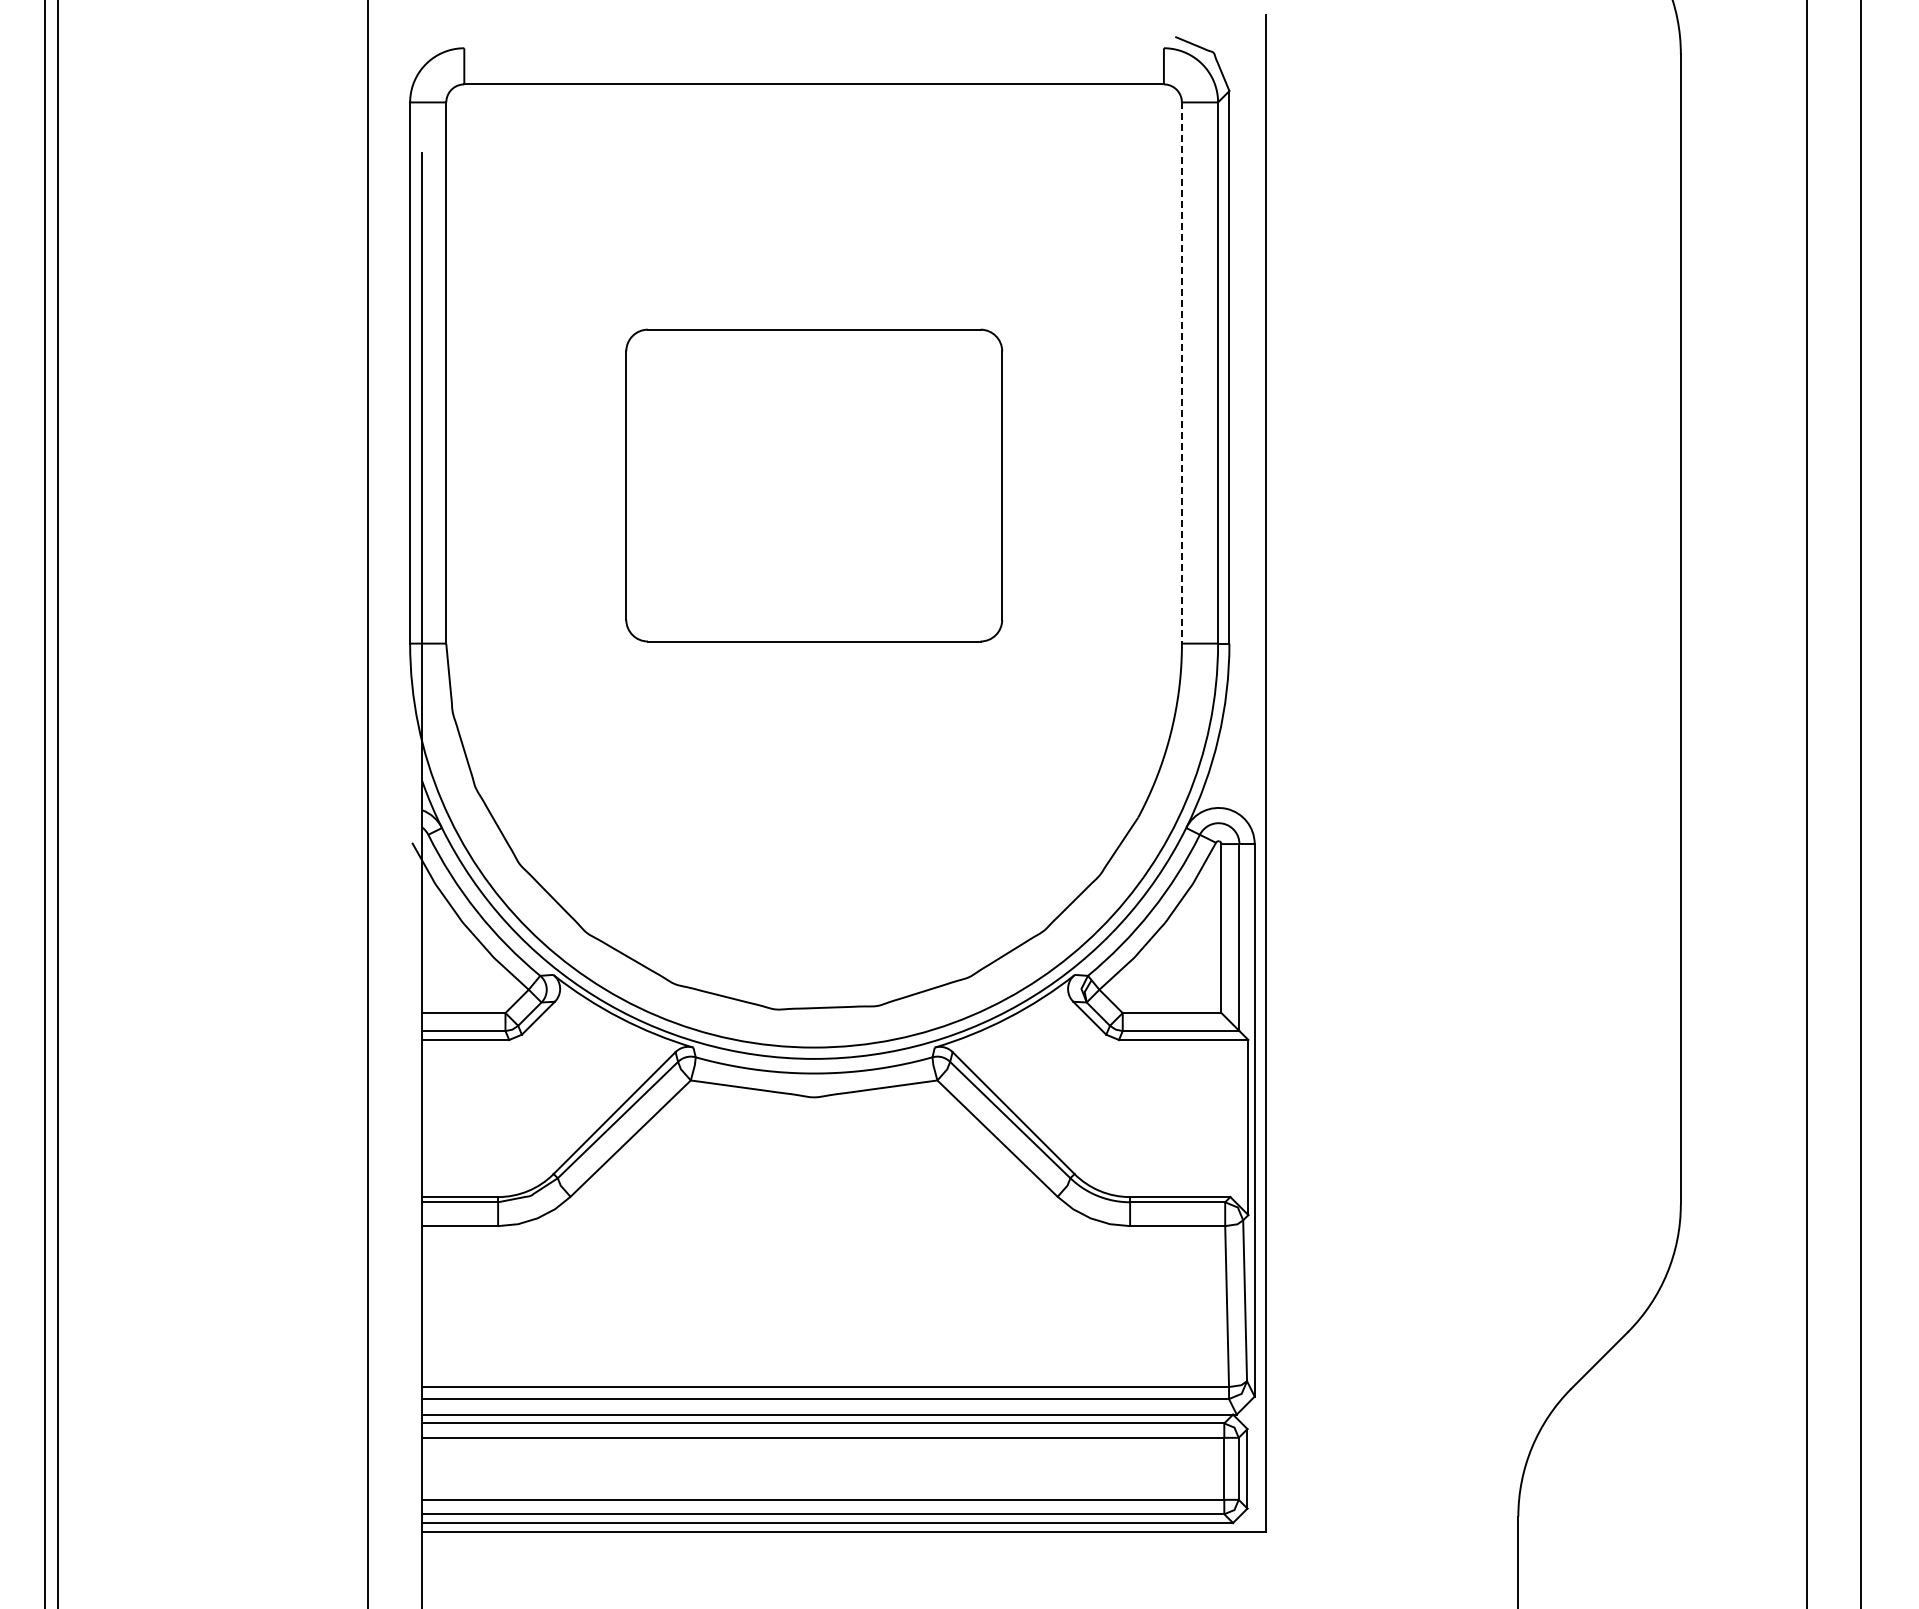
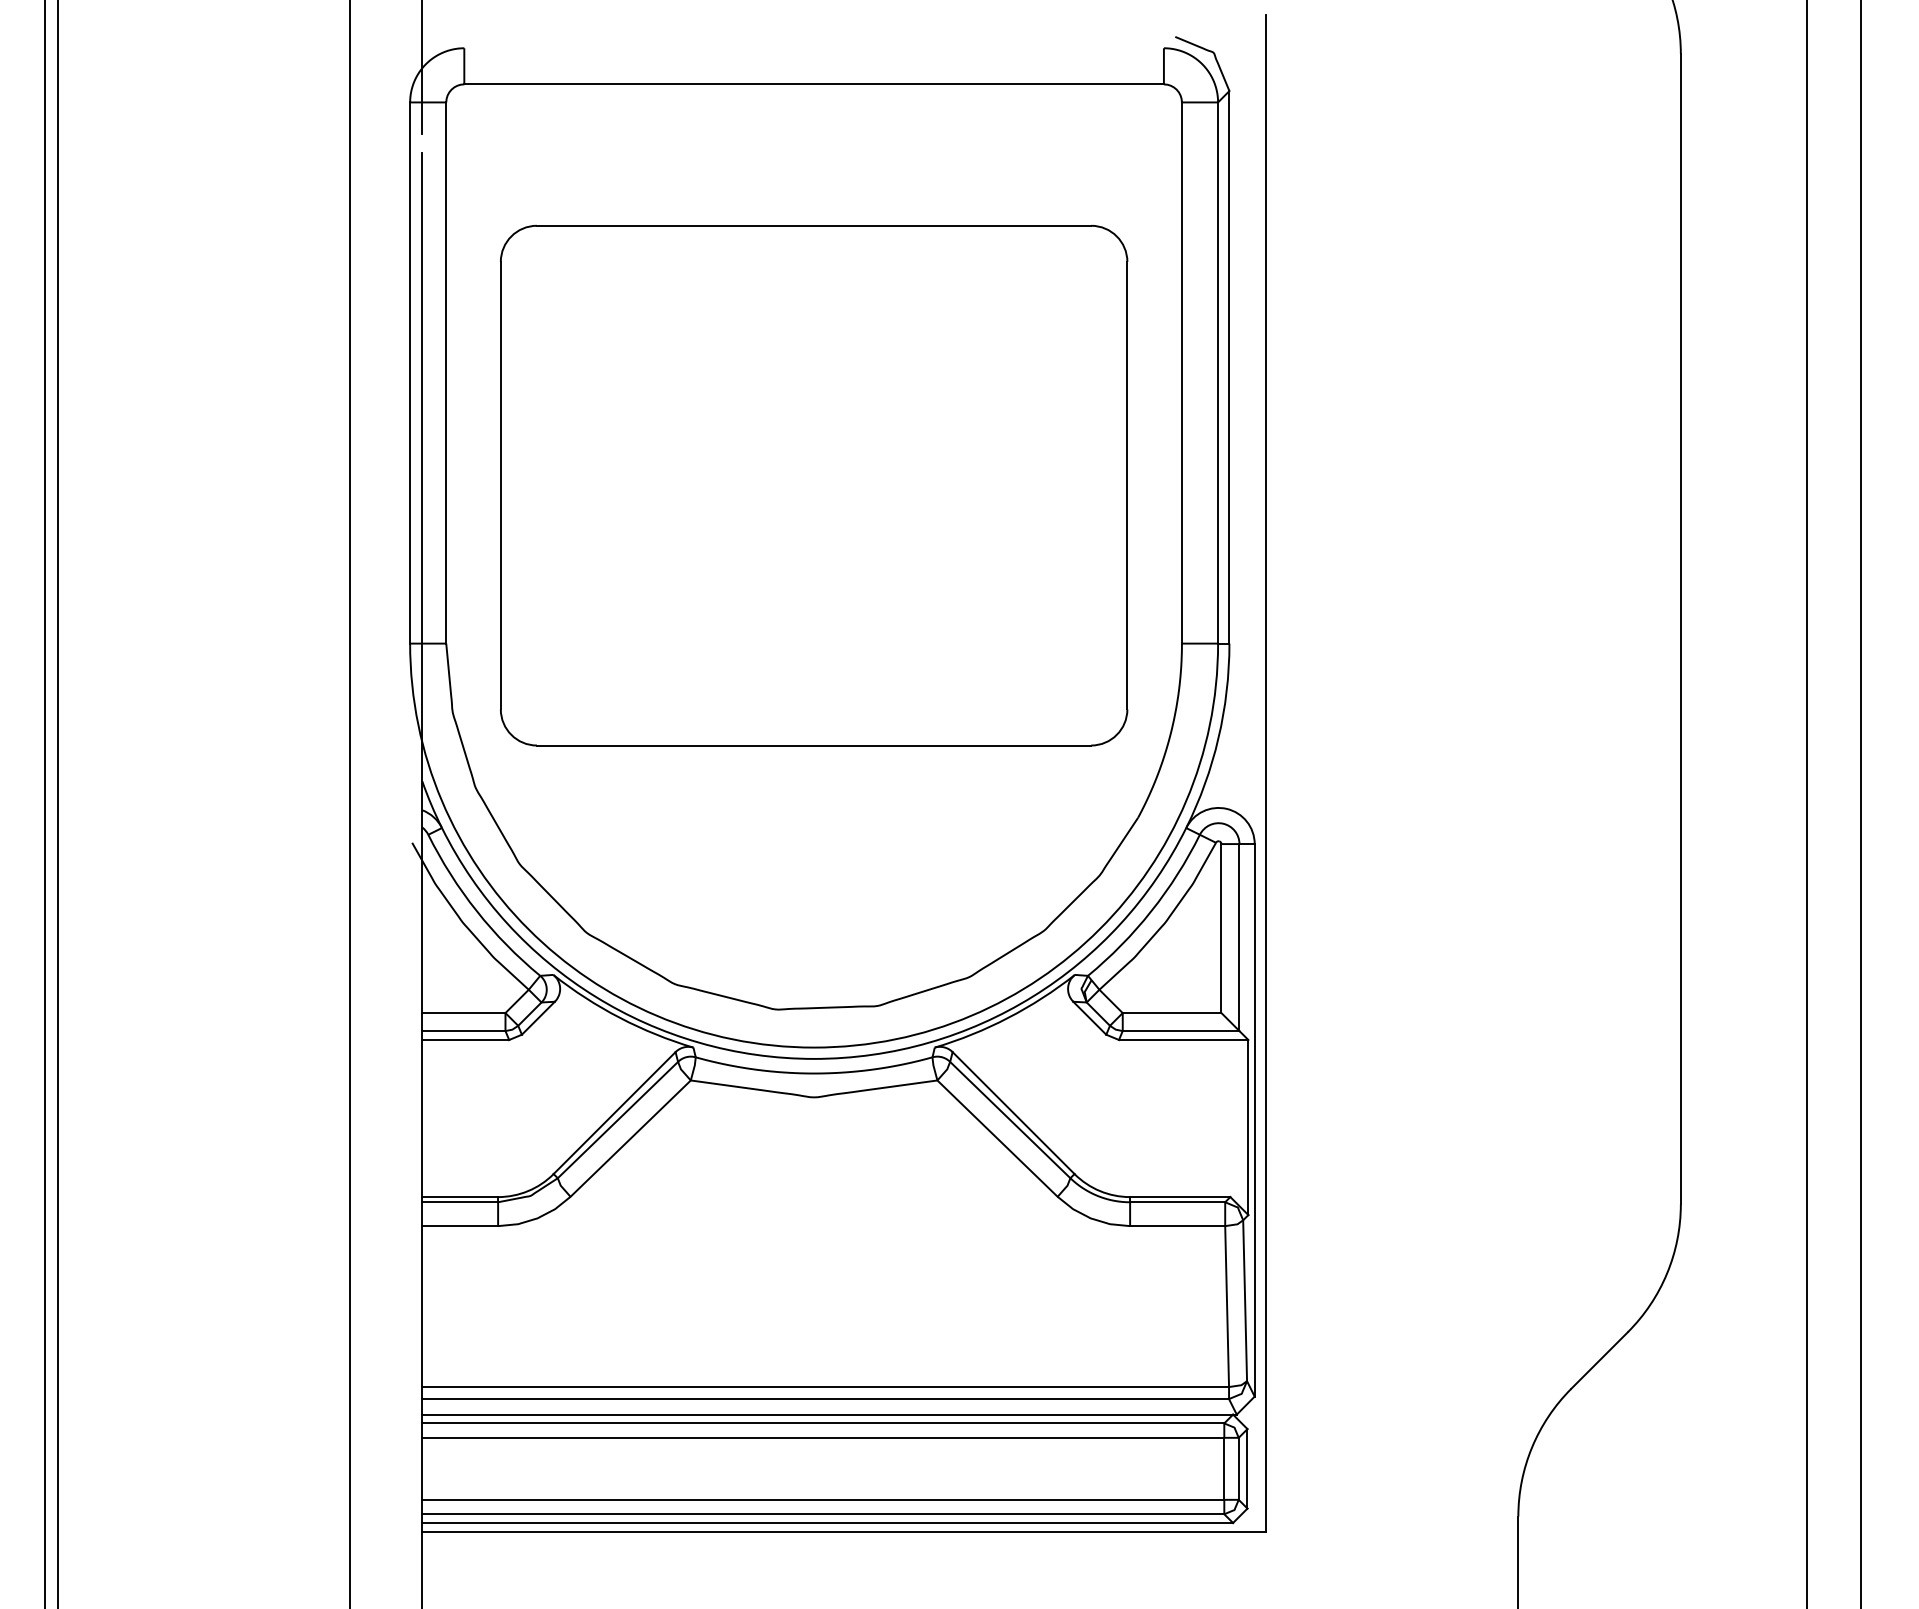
line: none -> present (422, 68)
line: dashed -> solid (1181, 373)
part size: 379x315 px -> 629x523 px (814, 485)
line position: (368, 803) -> (350, 803) (350, 803)
